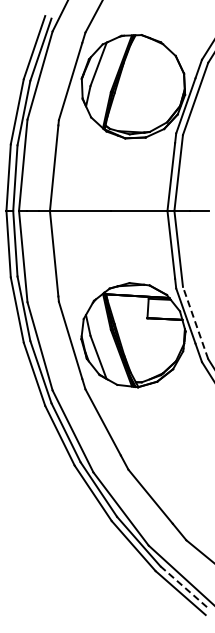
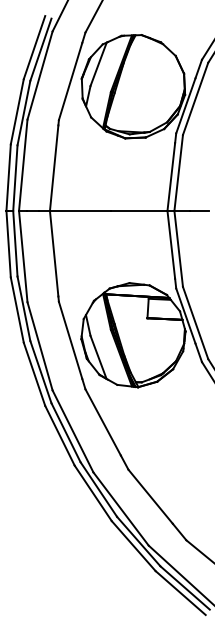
line: dashed -> solid (195, 322)
line: dashed -> solid (185, 587)
